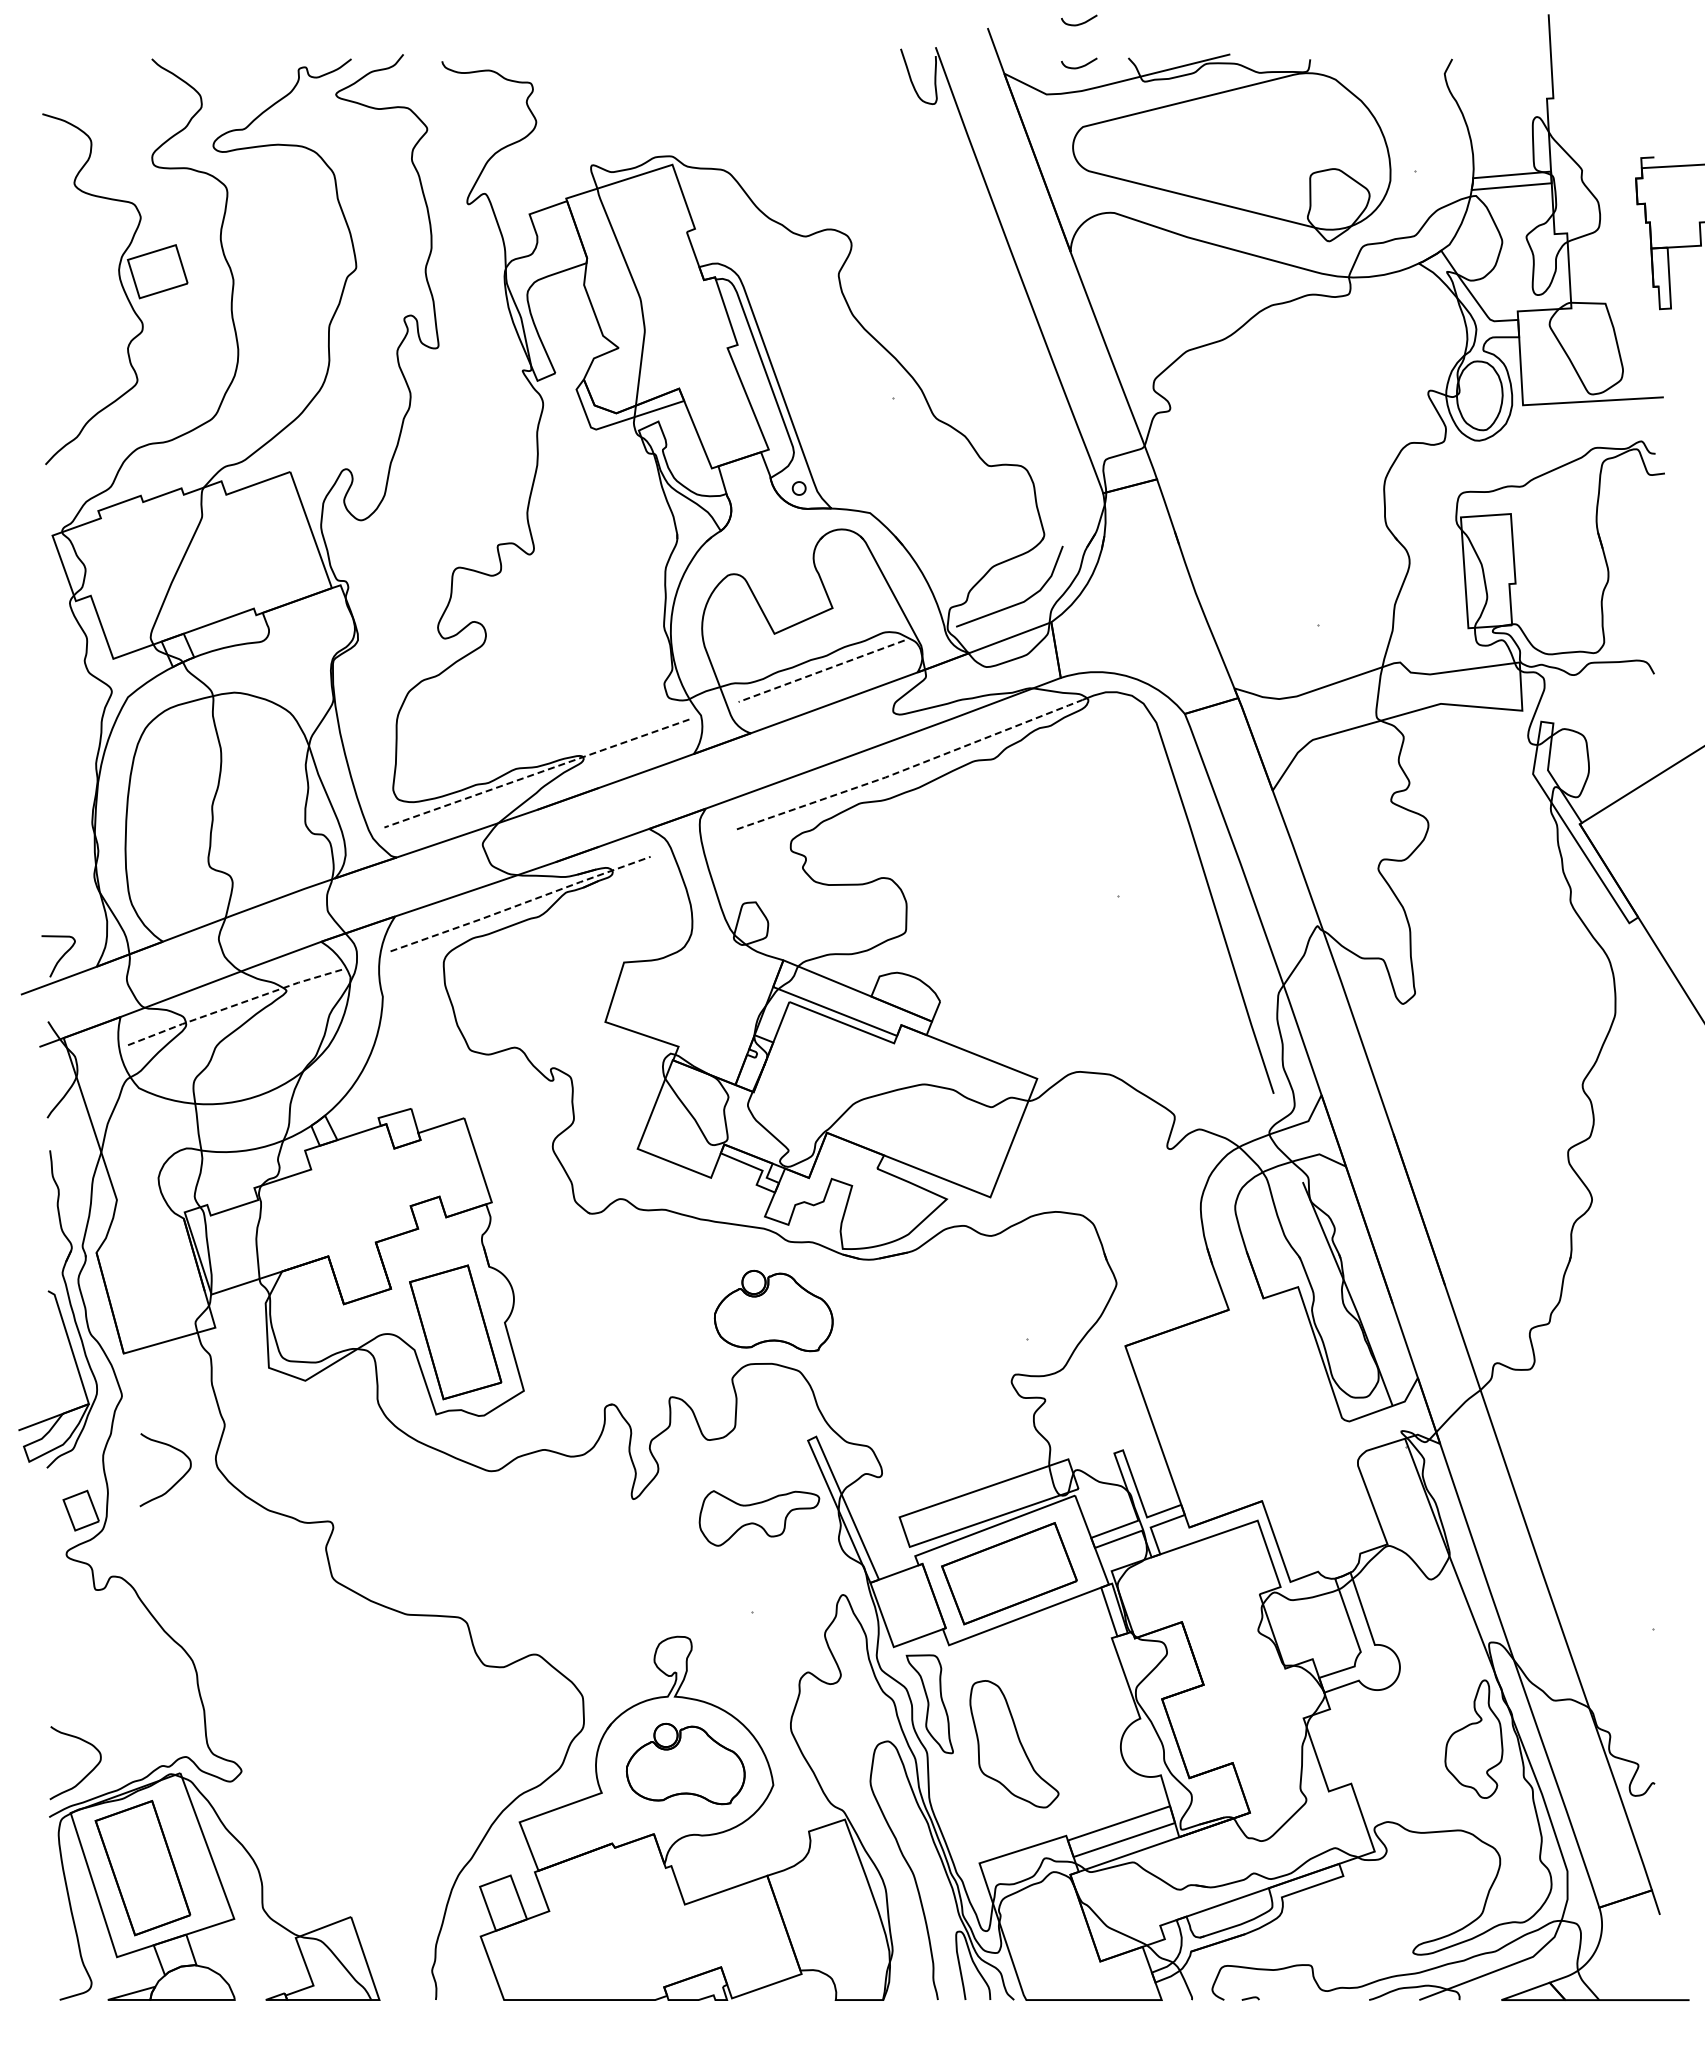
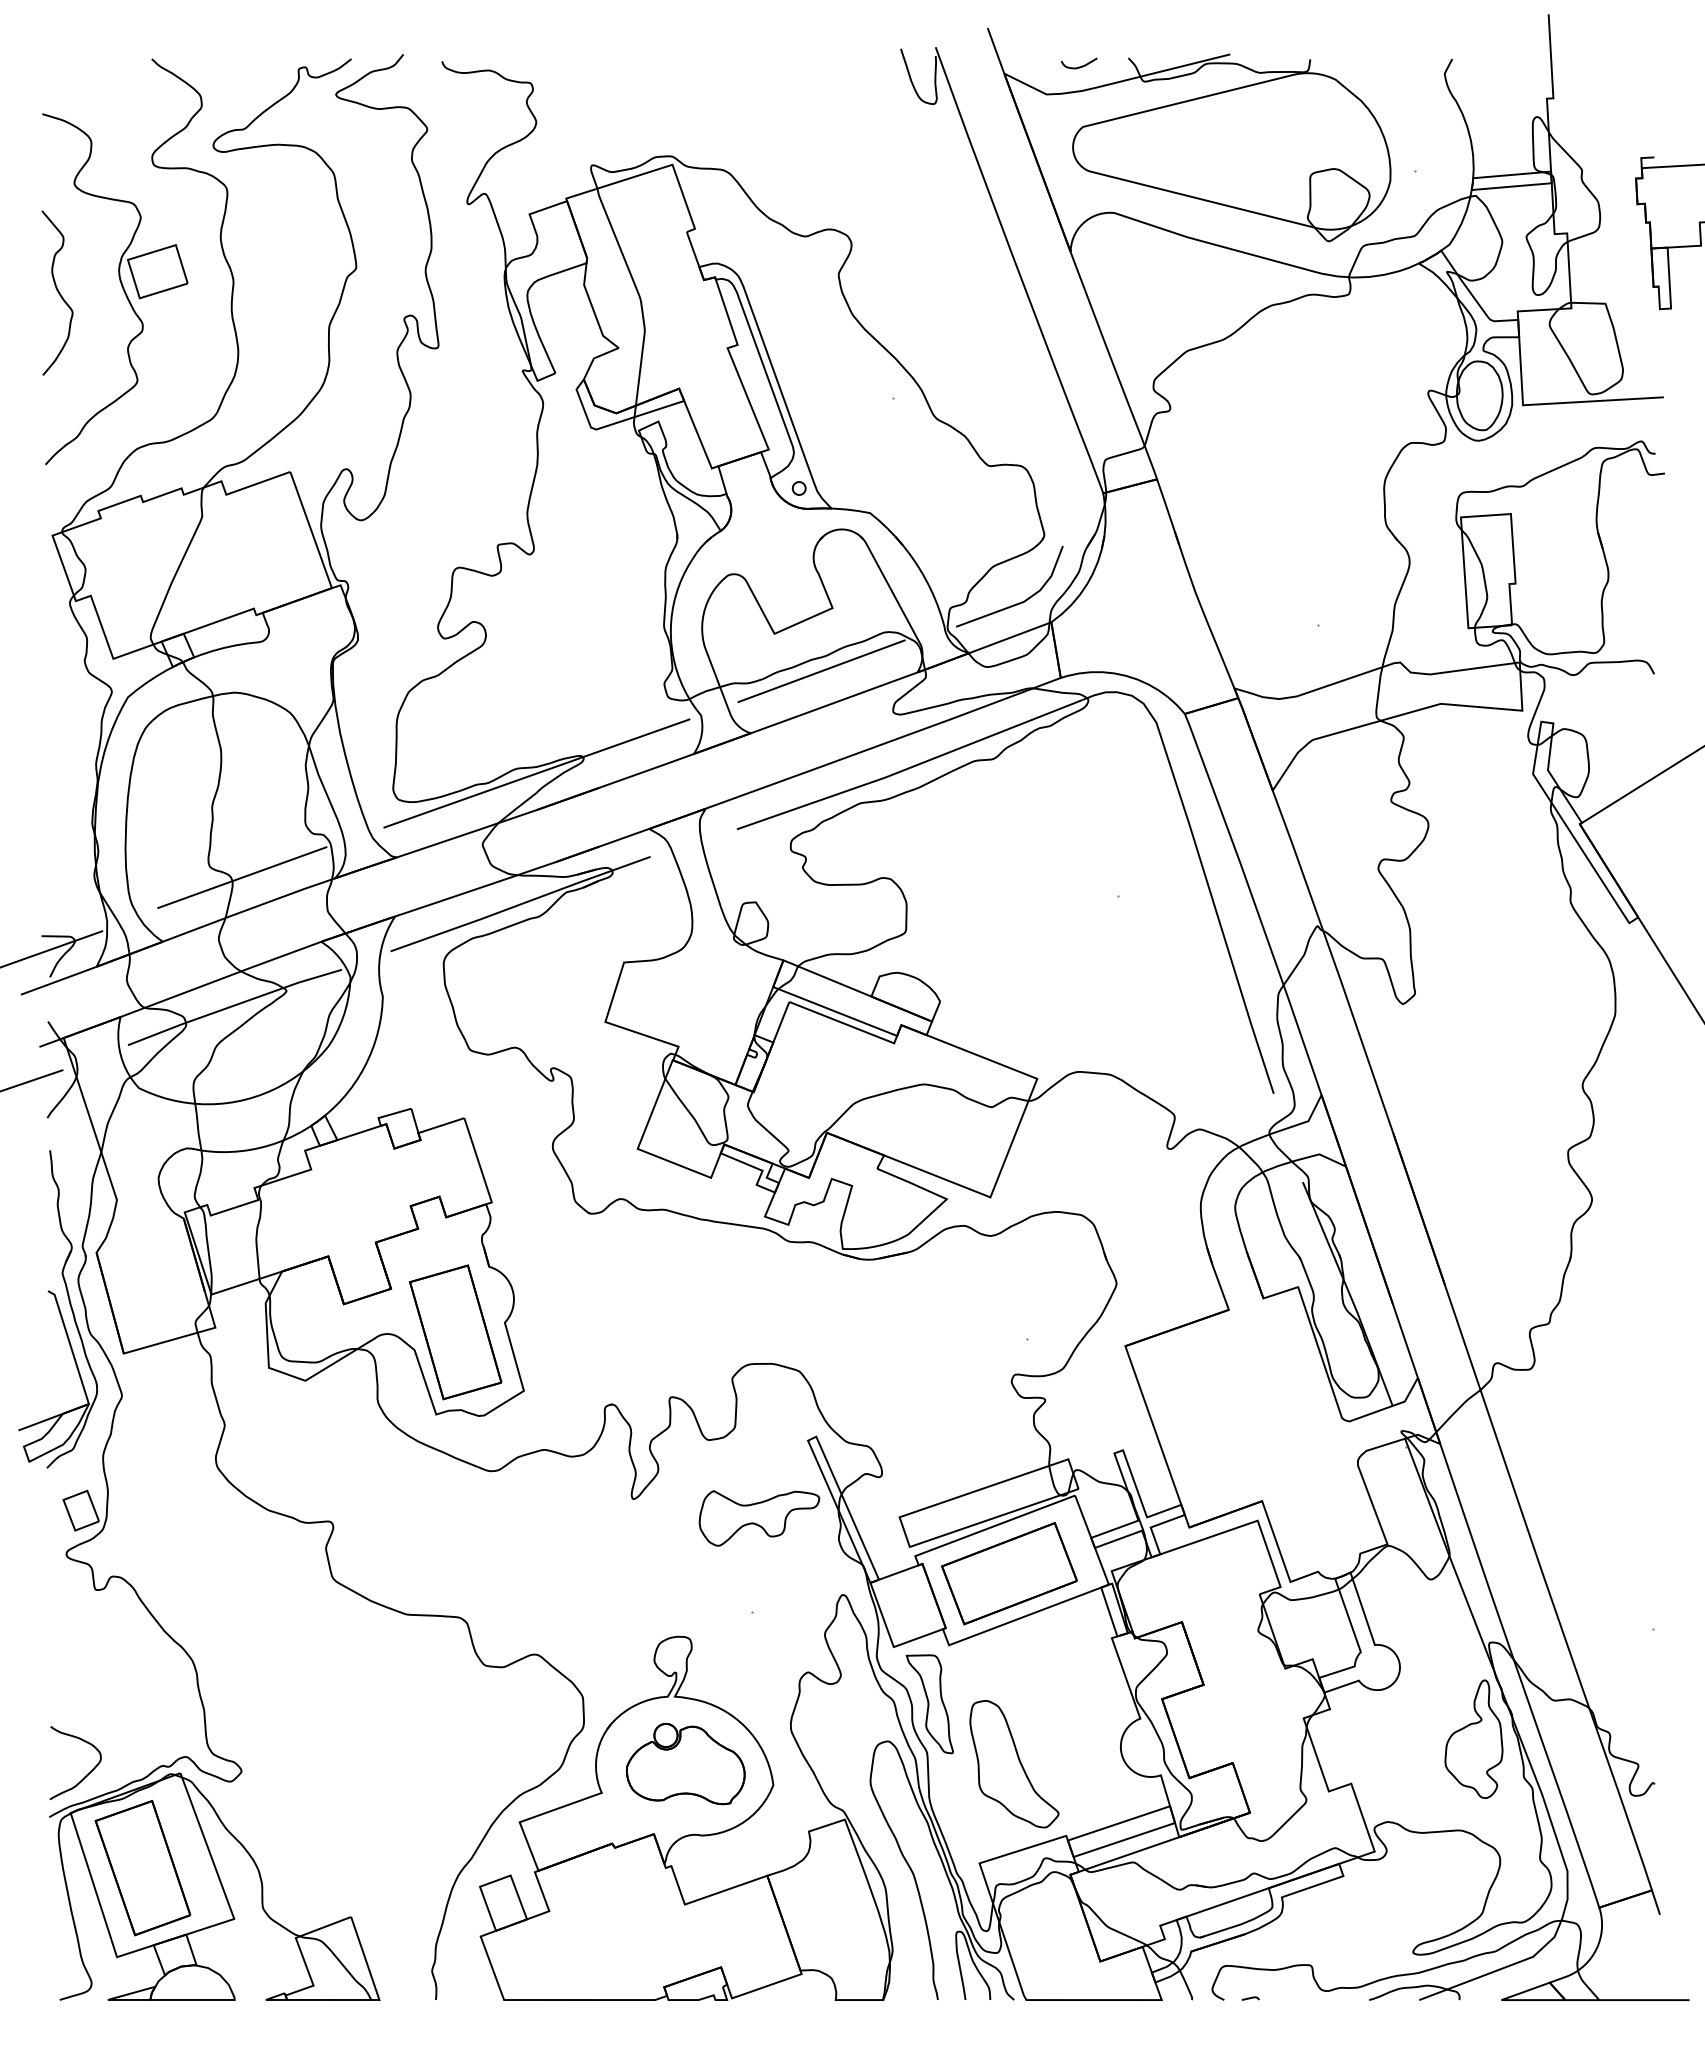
curve: present -> none (1079, 23)
curve: none -> present (57, 292)
line: dashed -> solid (821, 671)
line: dashed -> solid (911, 767)
line: dashed -> solid (536, 773)
line: none -> present (242, 877)
line: dashed -> solid (520, 904)
line: none -> present (52, 948)
line: dashed -> solid (234, 1005)
line: none -> present (32, 1080)
part: present -> none (773, 1310)
curve: present -> none (176, 1481)
part position: (1014, 1744) -> (1014, 1764) (1014, 1764)
